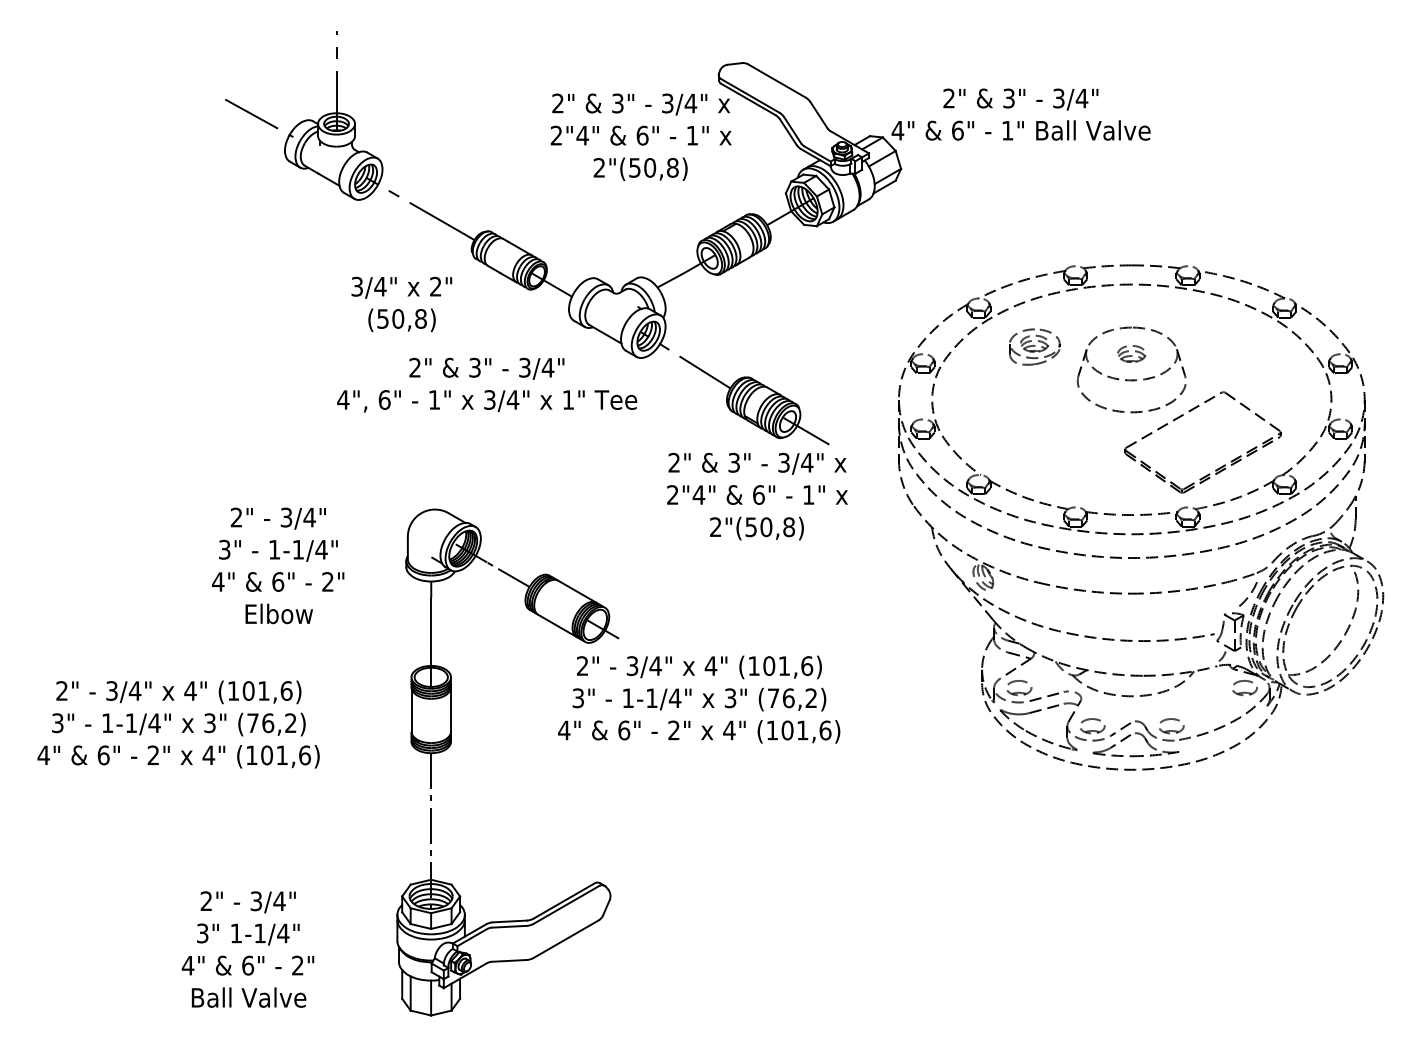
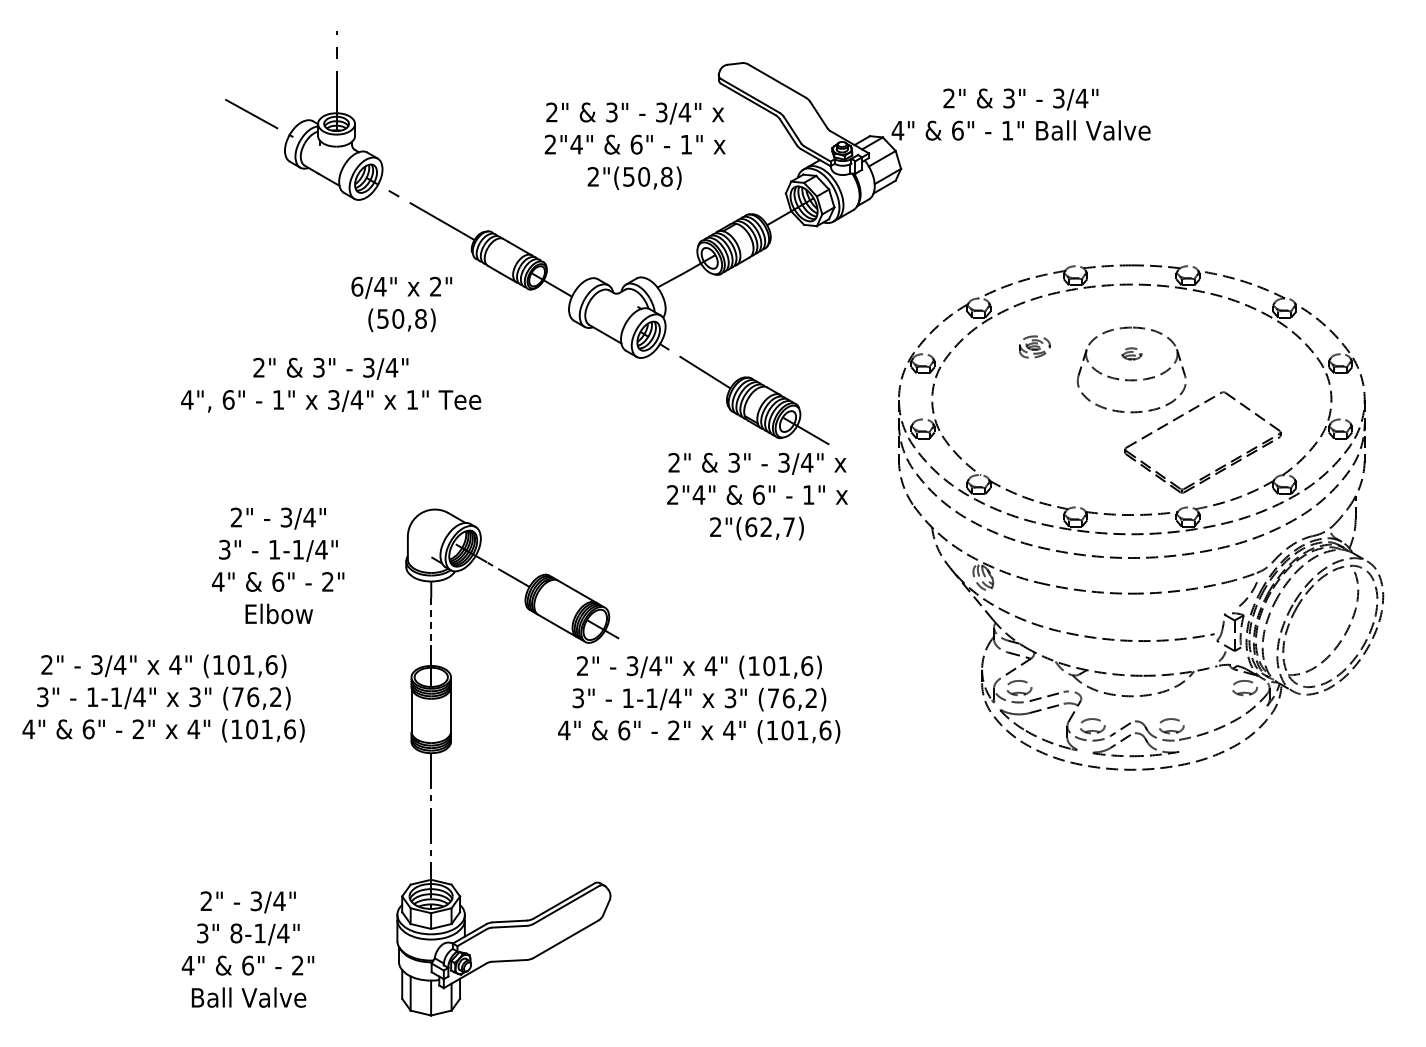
text position: (640, 136) -> (634, 145) (634, 145)
text: 3/4" -> 6/4" (357, 286)
part size: 52x38 px -> 32x24 px (1034, 346)
part size: 30x18 px -> 22x14 px (1131, 353)
text position: (487, 384) -> (331, 384) (331, 384)
text: 2"^J(50,8) -> 2"^J(62,7) (770, 527)
line: solid -> dashed (431, 623)
text position: (178, 724) -> (163, 698) (163, 698)
text: 1-1/4" -> 8-1/4" (236, 933)
